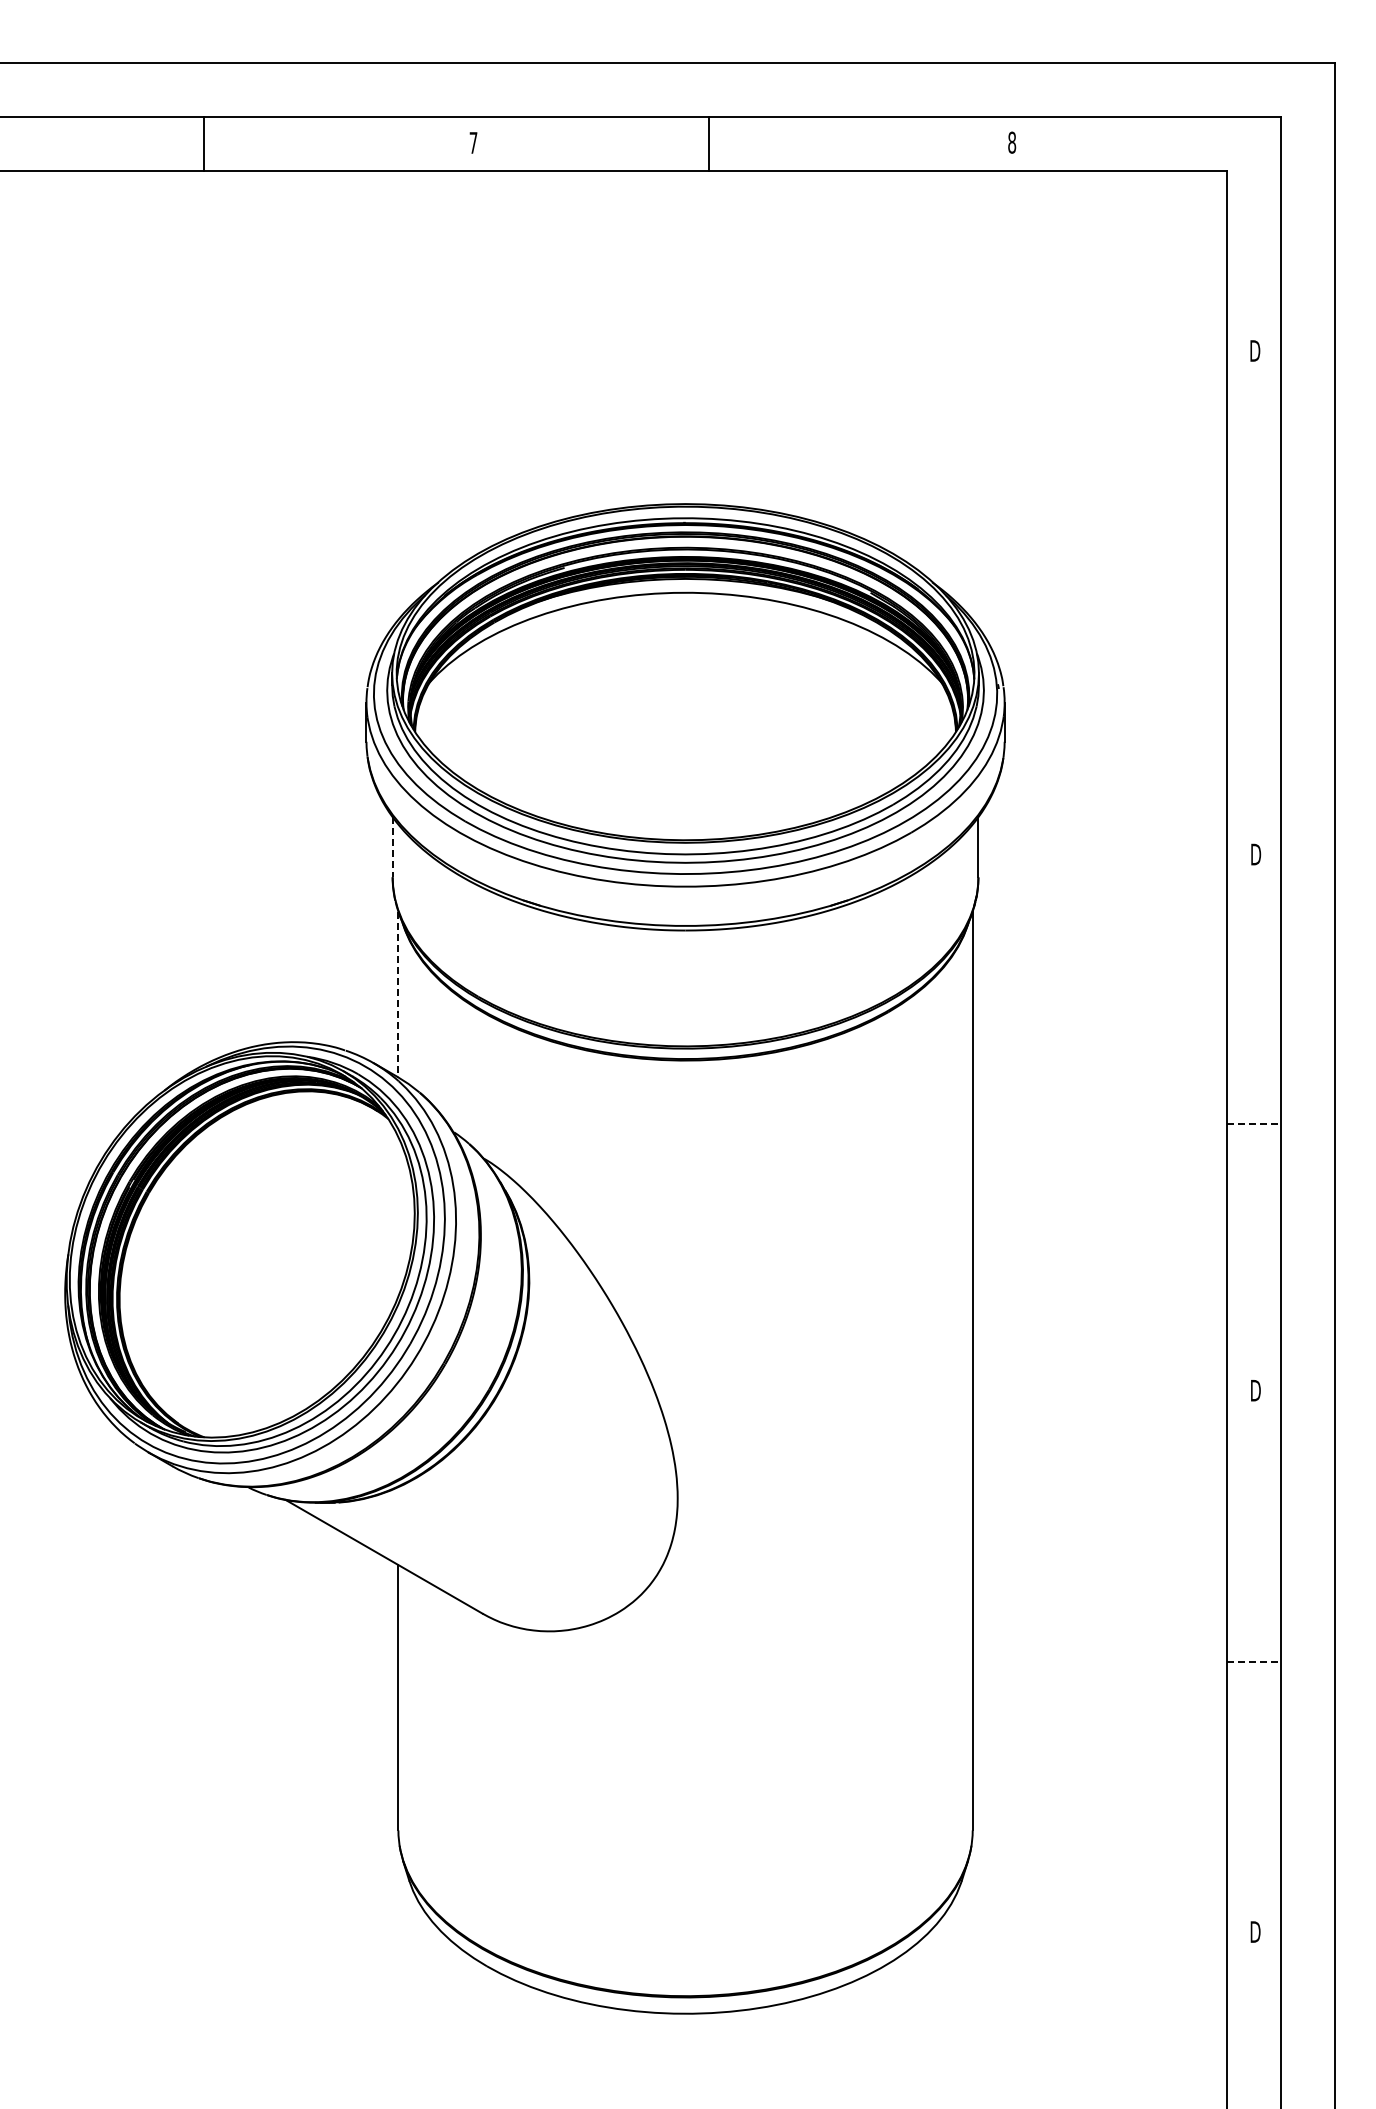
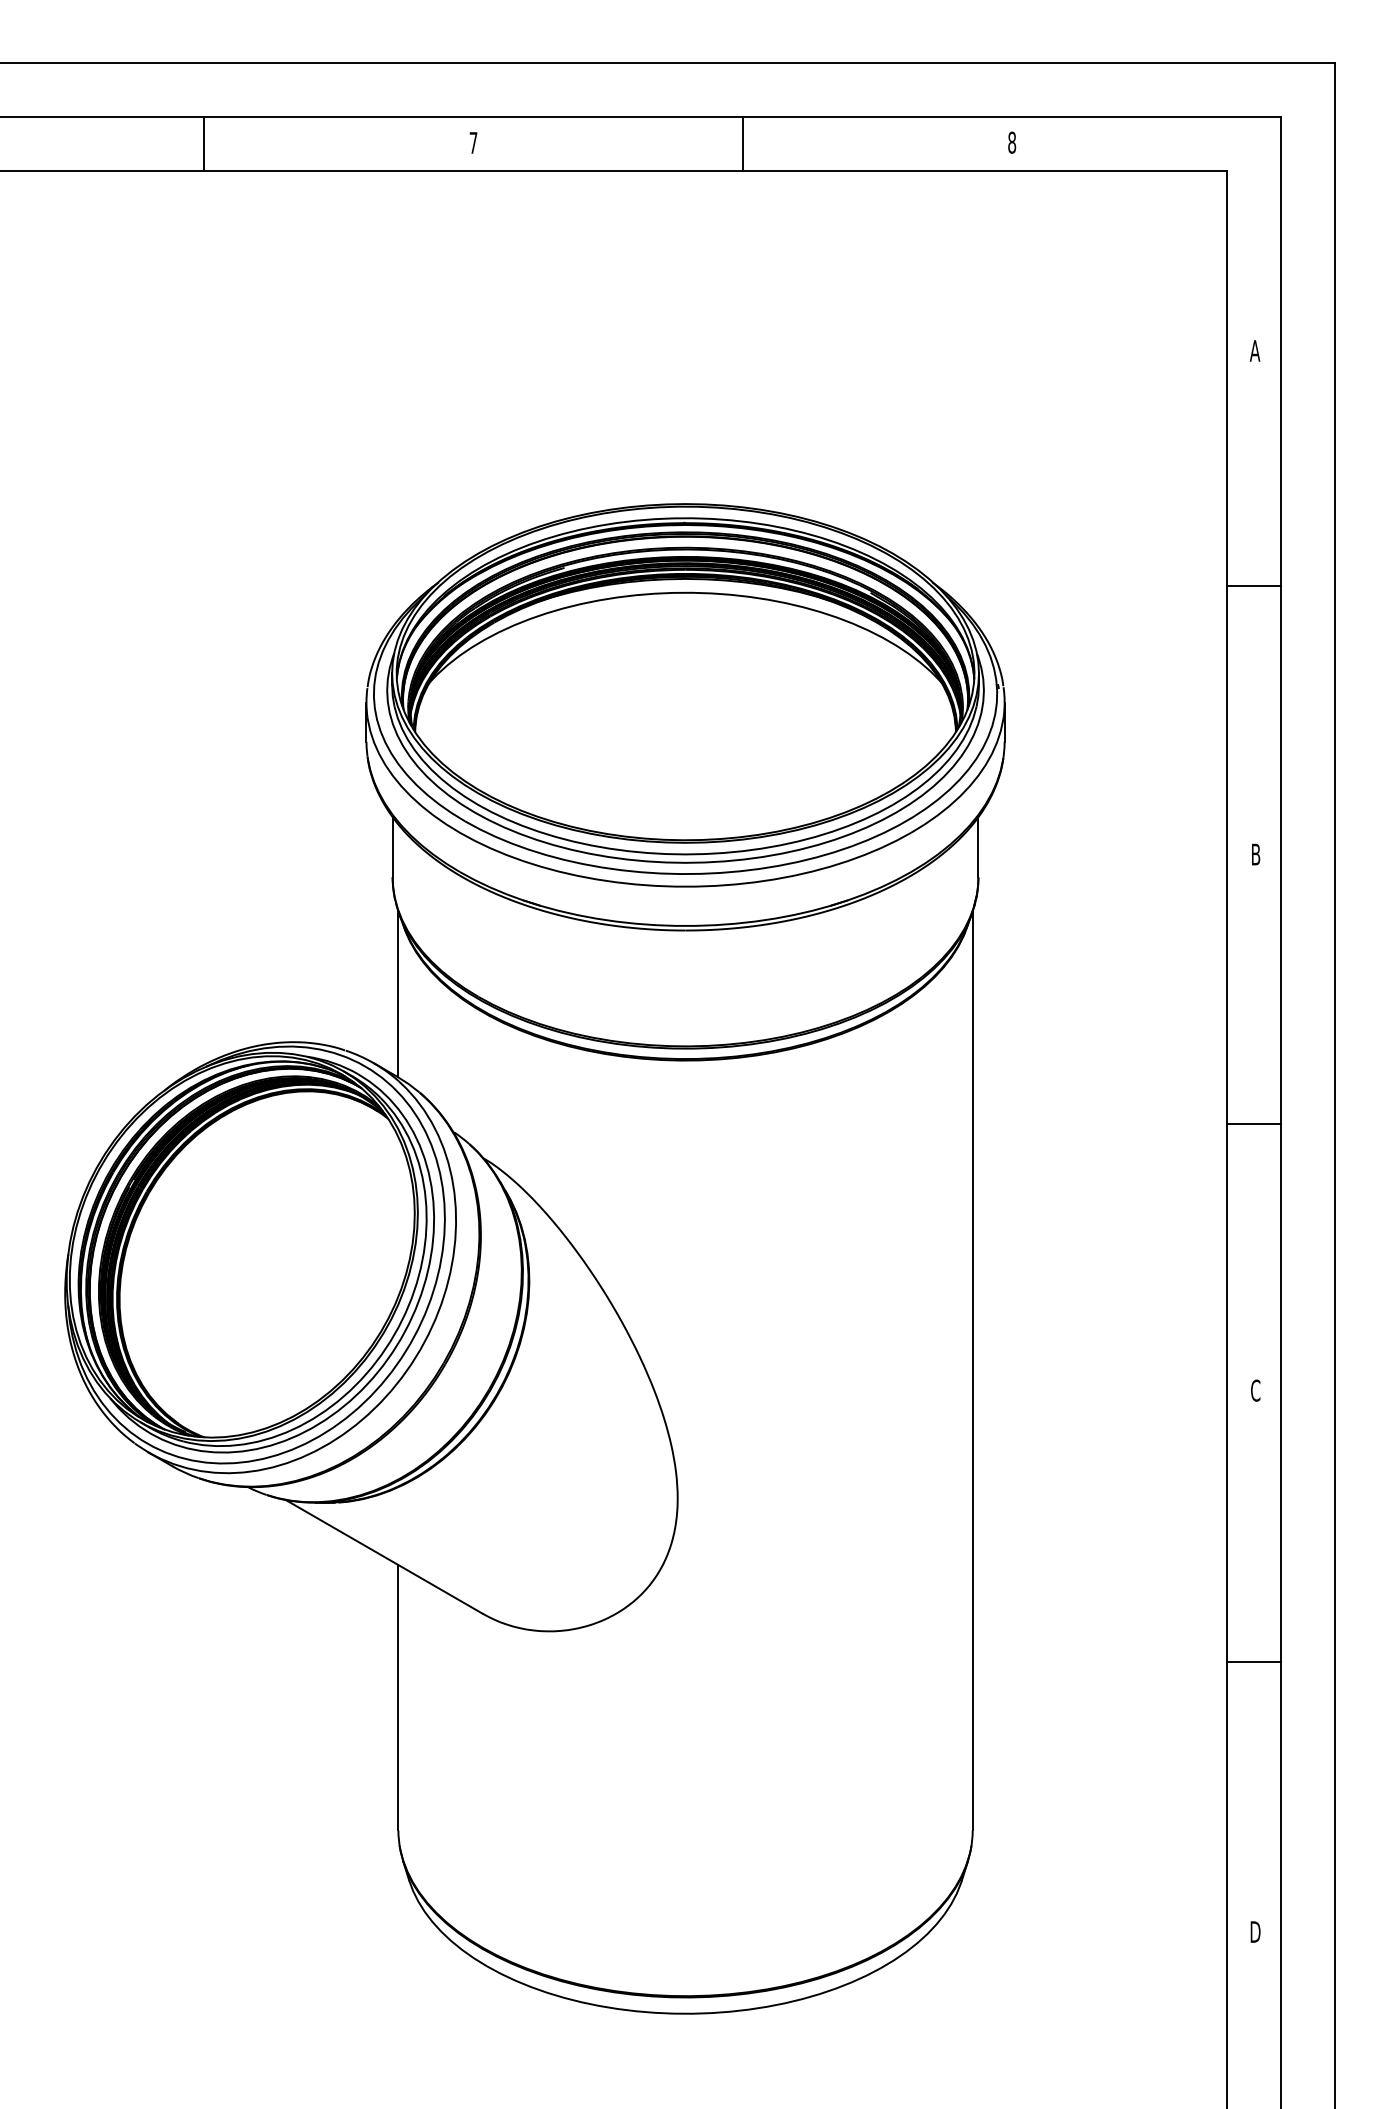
line position: (708, 143) -> (742, 143) (742, 143)
text: D -> A (1254, 350)
line: none -> present (1253, 585)
line: dashed -> solid (392, 847)
text: D -> B (1256, 854)
line: dashed -> solid (398, 994)
line: dashed -> solid (1254, 1123)
text: D -> C (1255, 1390)
line: dashed -> solid (1254, 1662)
